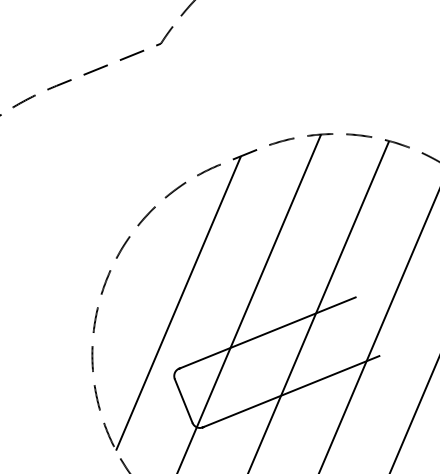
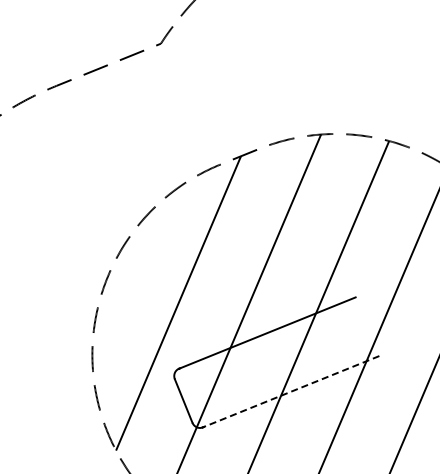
line: solid -> dashed (290, 391)
